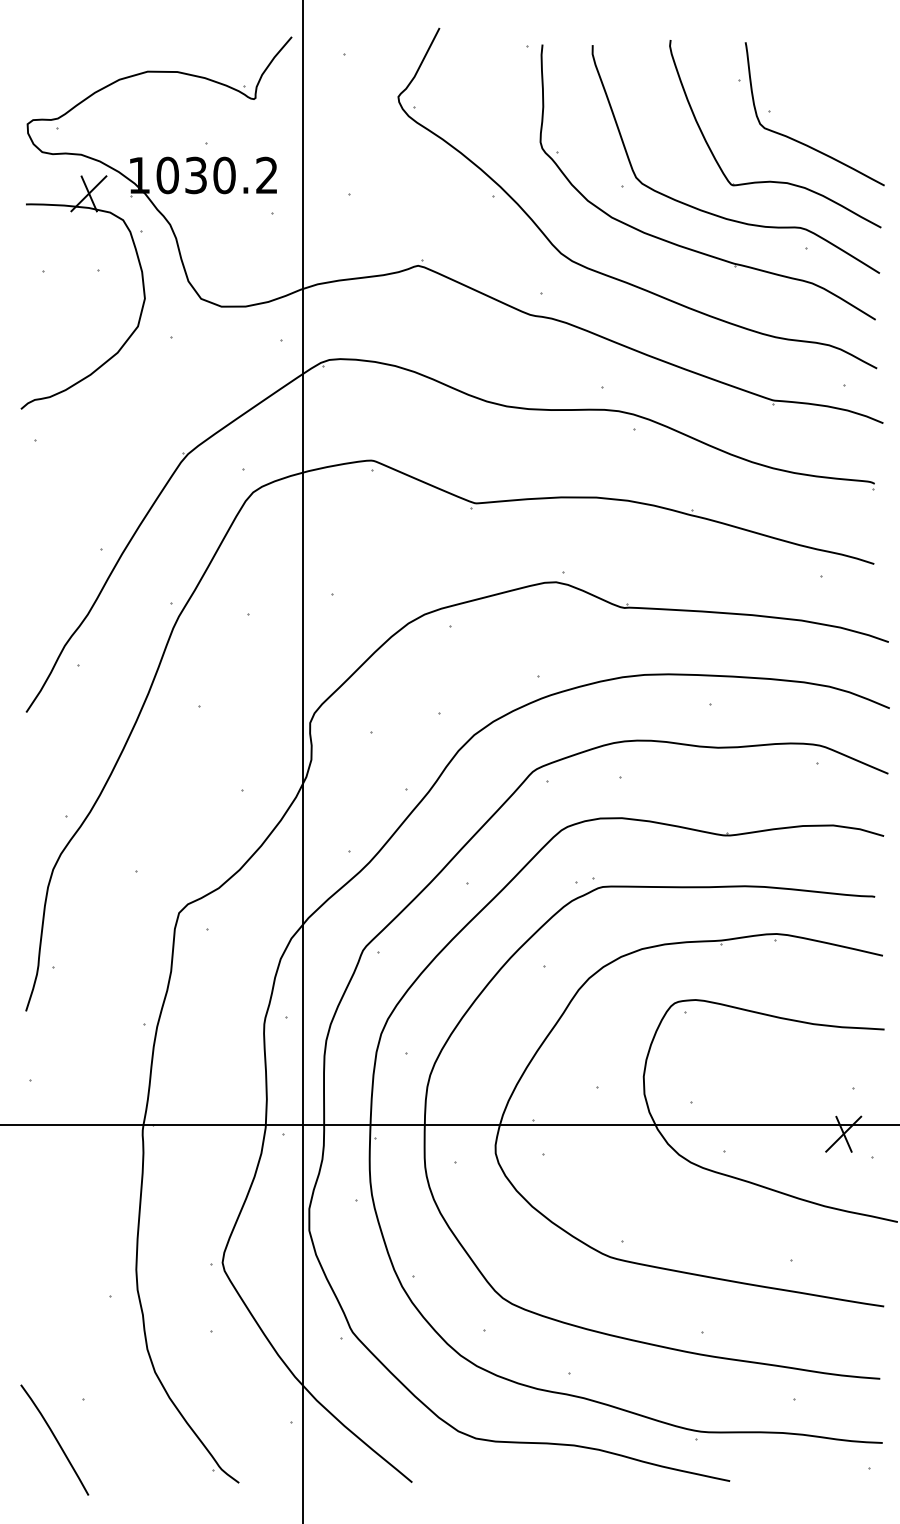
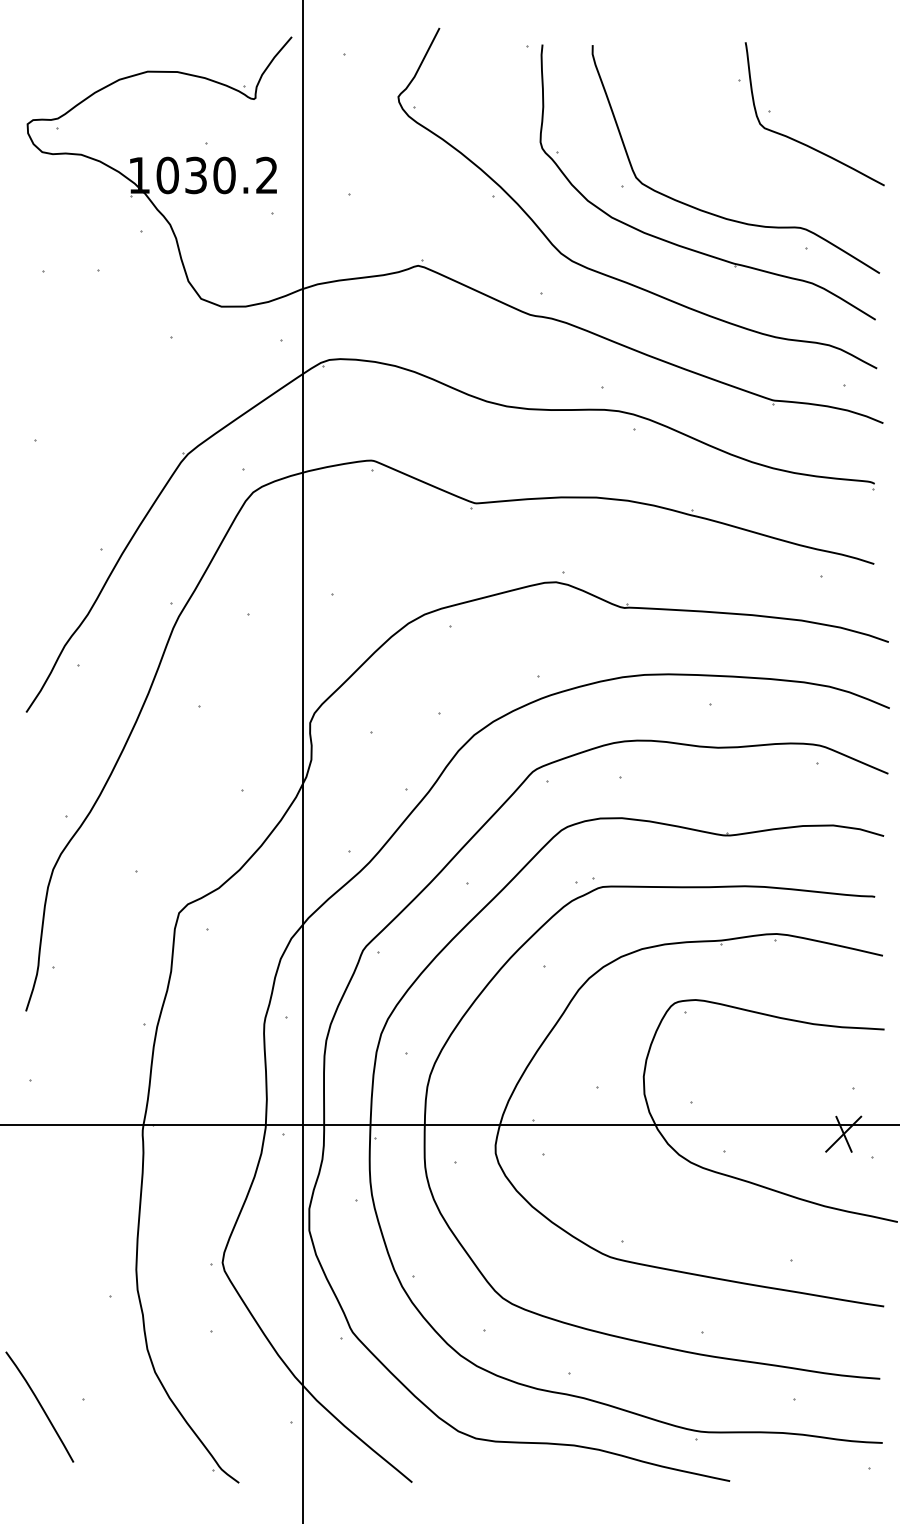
part: present -> none (771, 180)
part: present -> none (142, 287)
curve position: (54, 1438) -> (39, 1405) (39, 1405)
